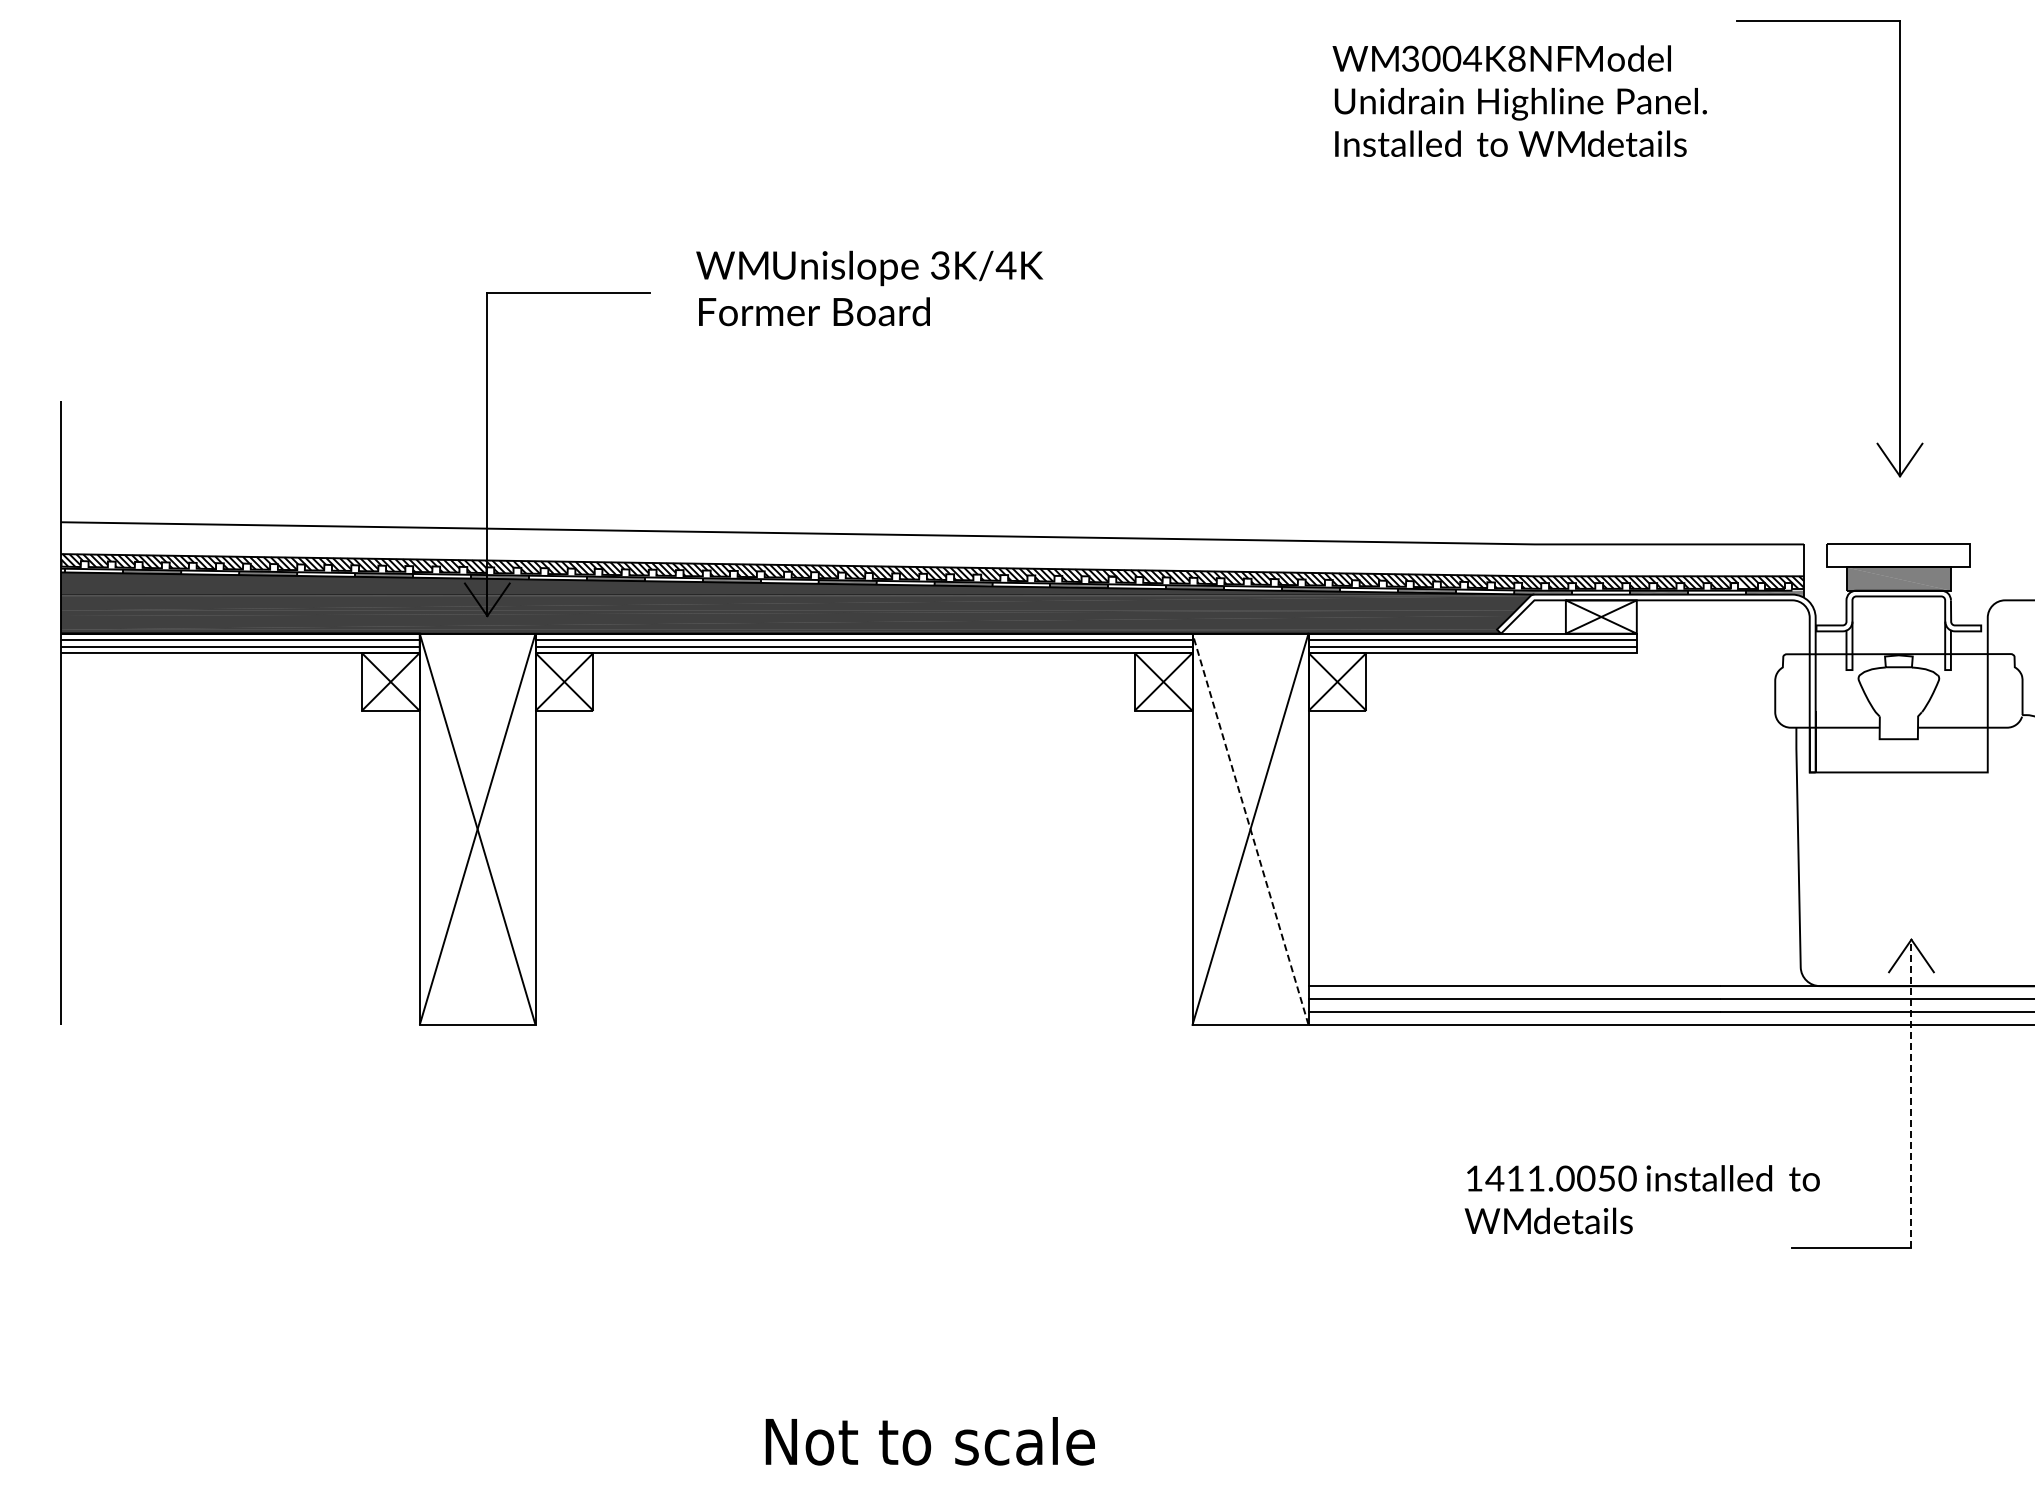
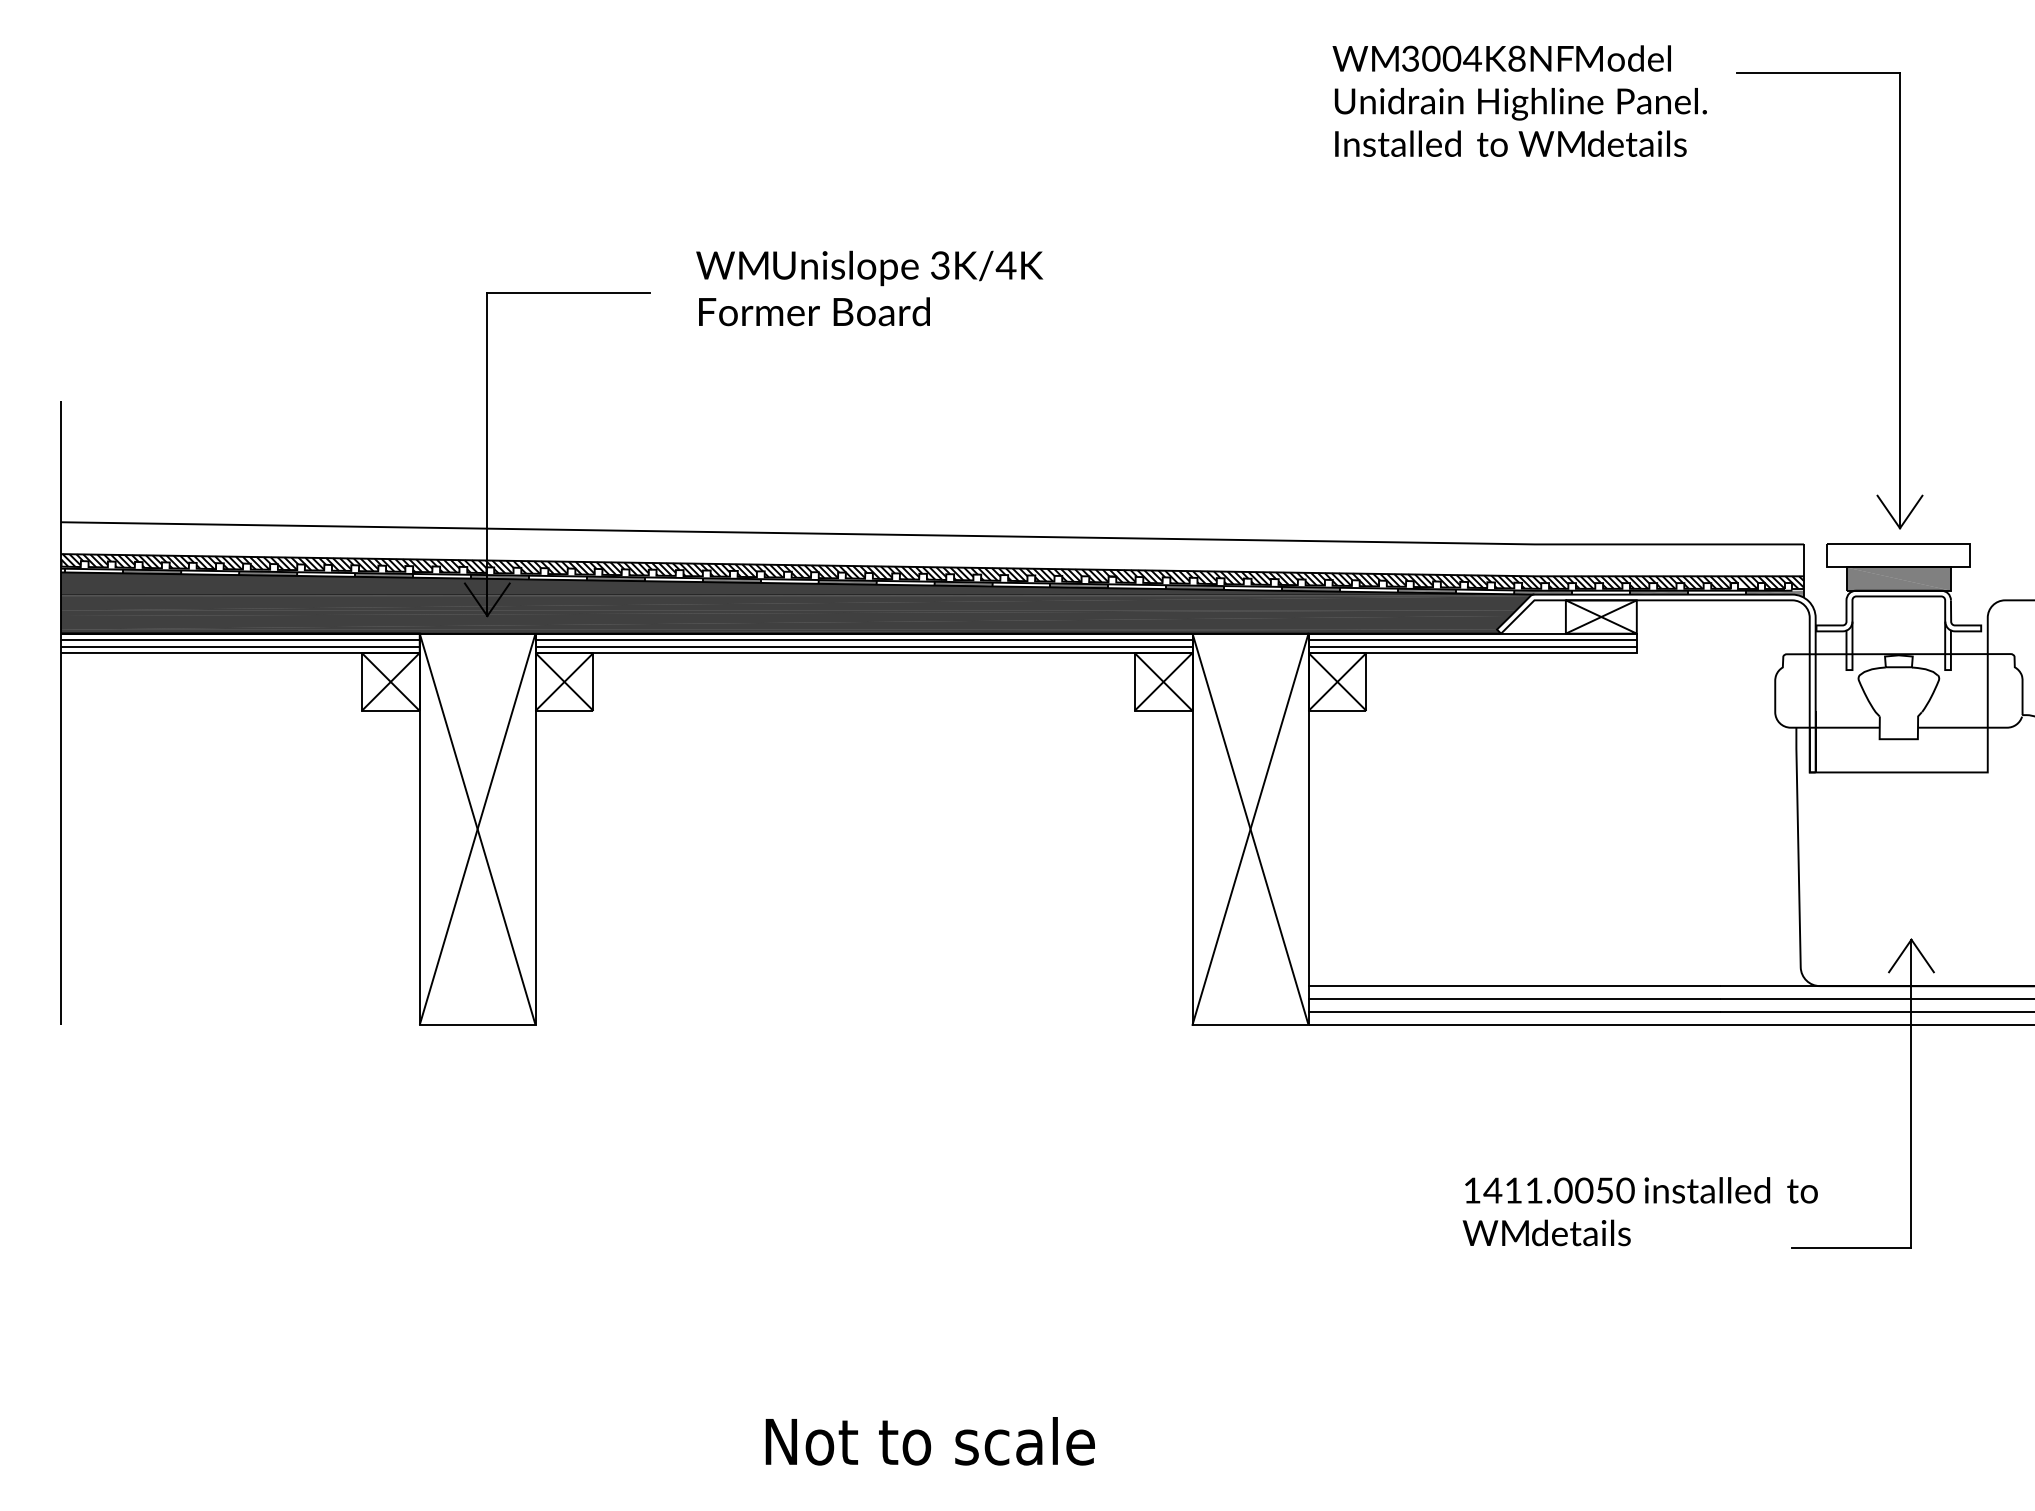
part position: (1899, 248) -> (1899, 300) (1899, 300)
line: dashed -> solid (1250, 828)
line: dashed -> solid (1911, 1093)
text position: (1641, 1199) -> (1639, 1211) (1639, 1211)
